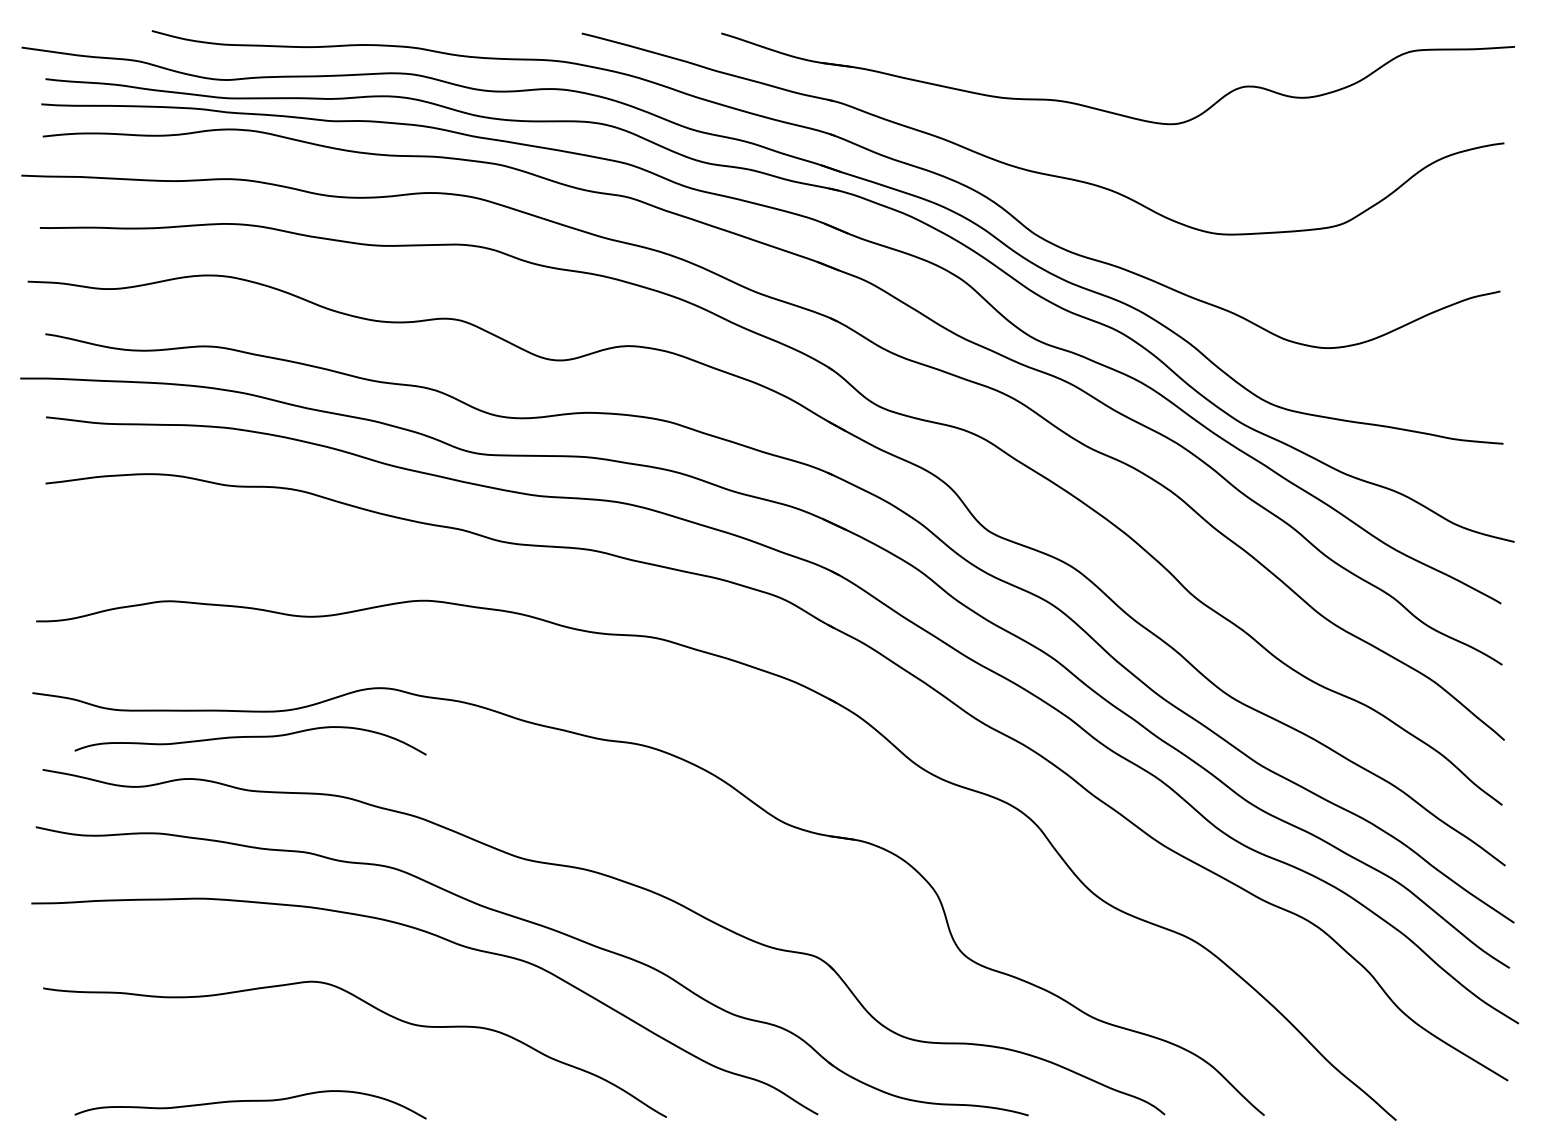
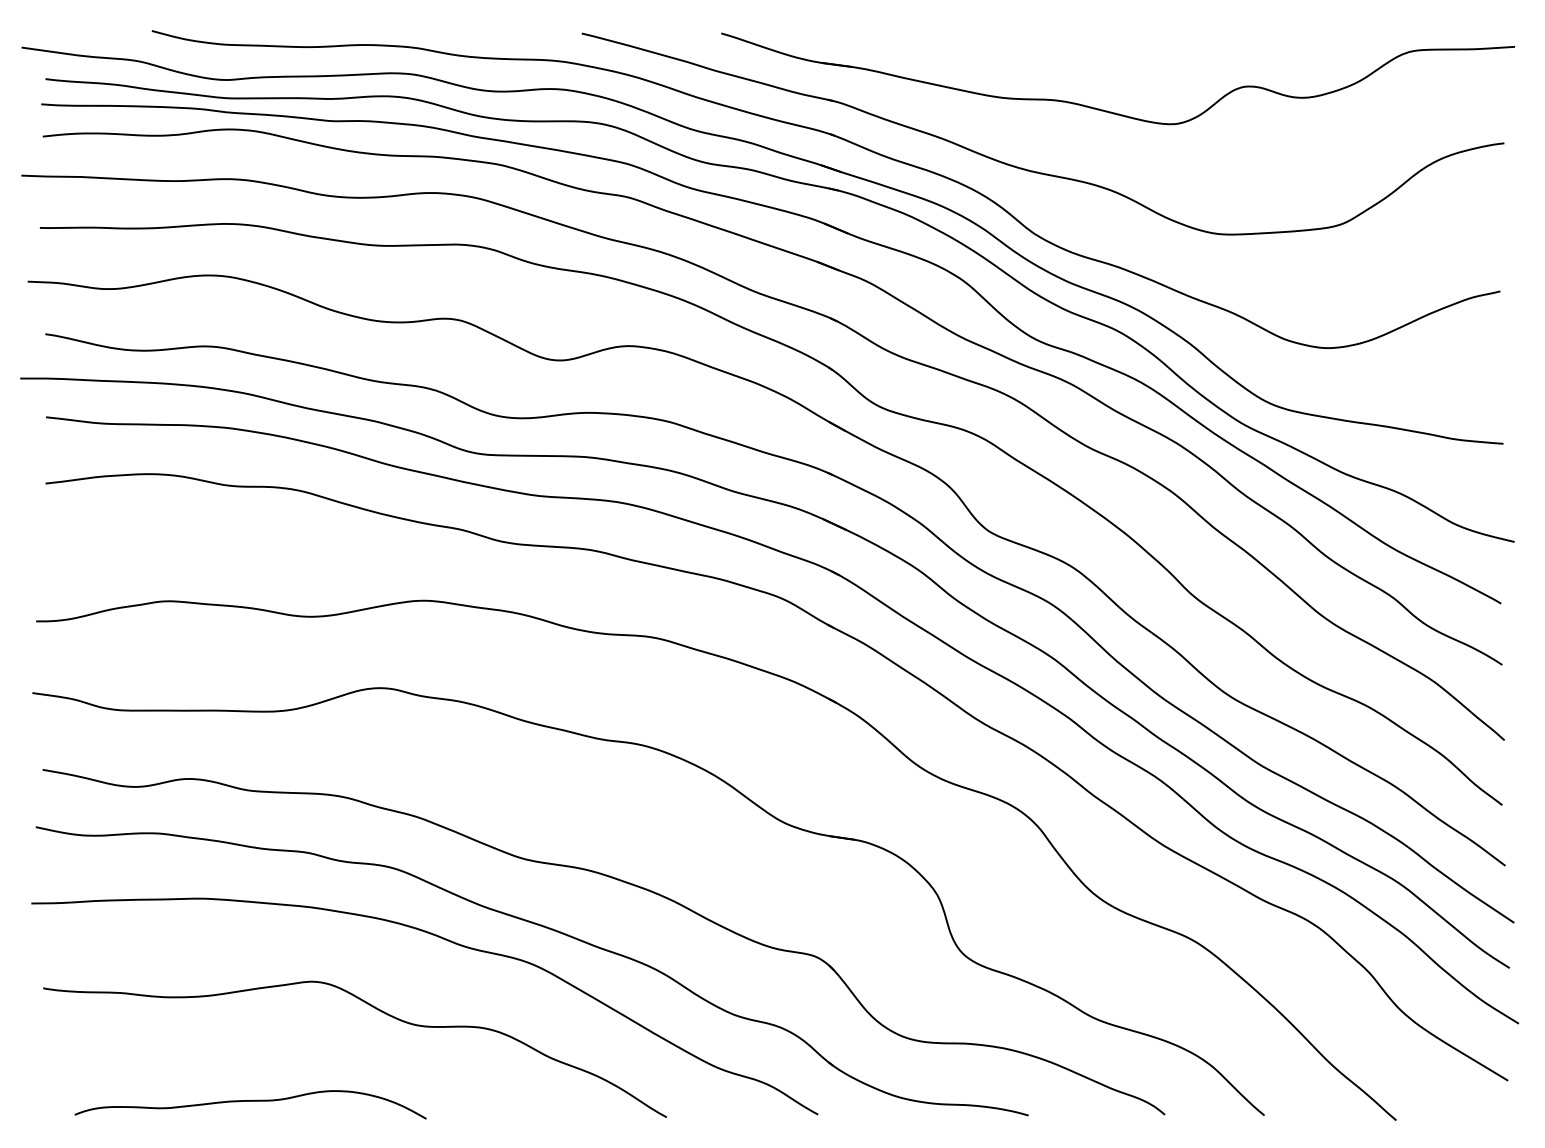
curve: present -> none (250, 737)
